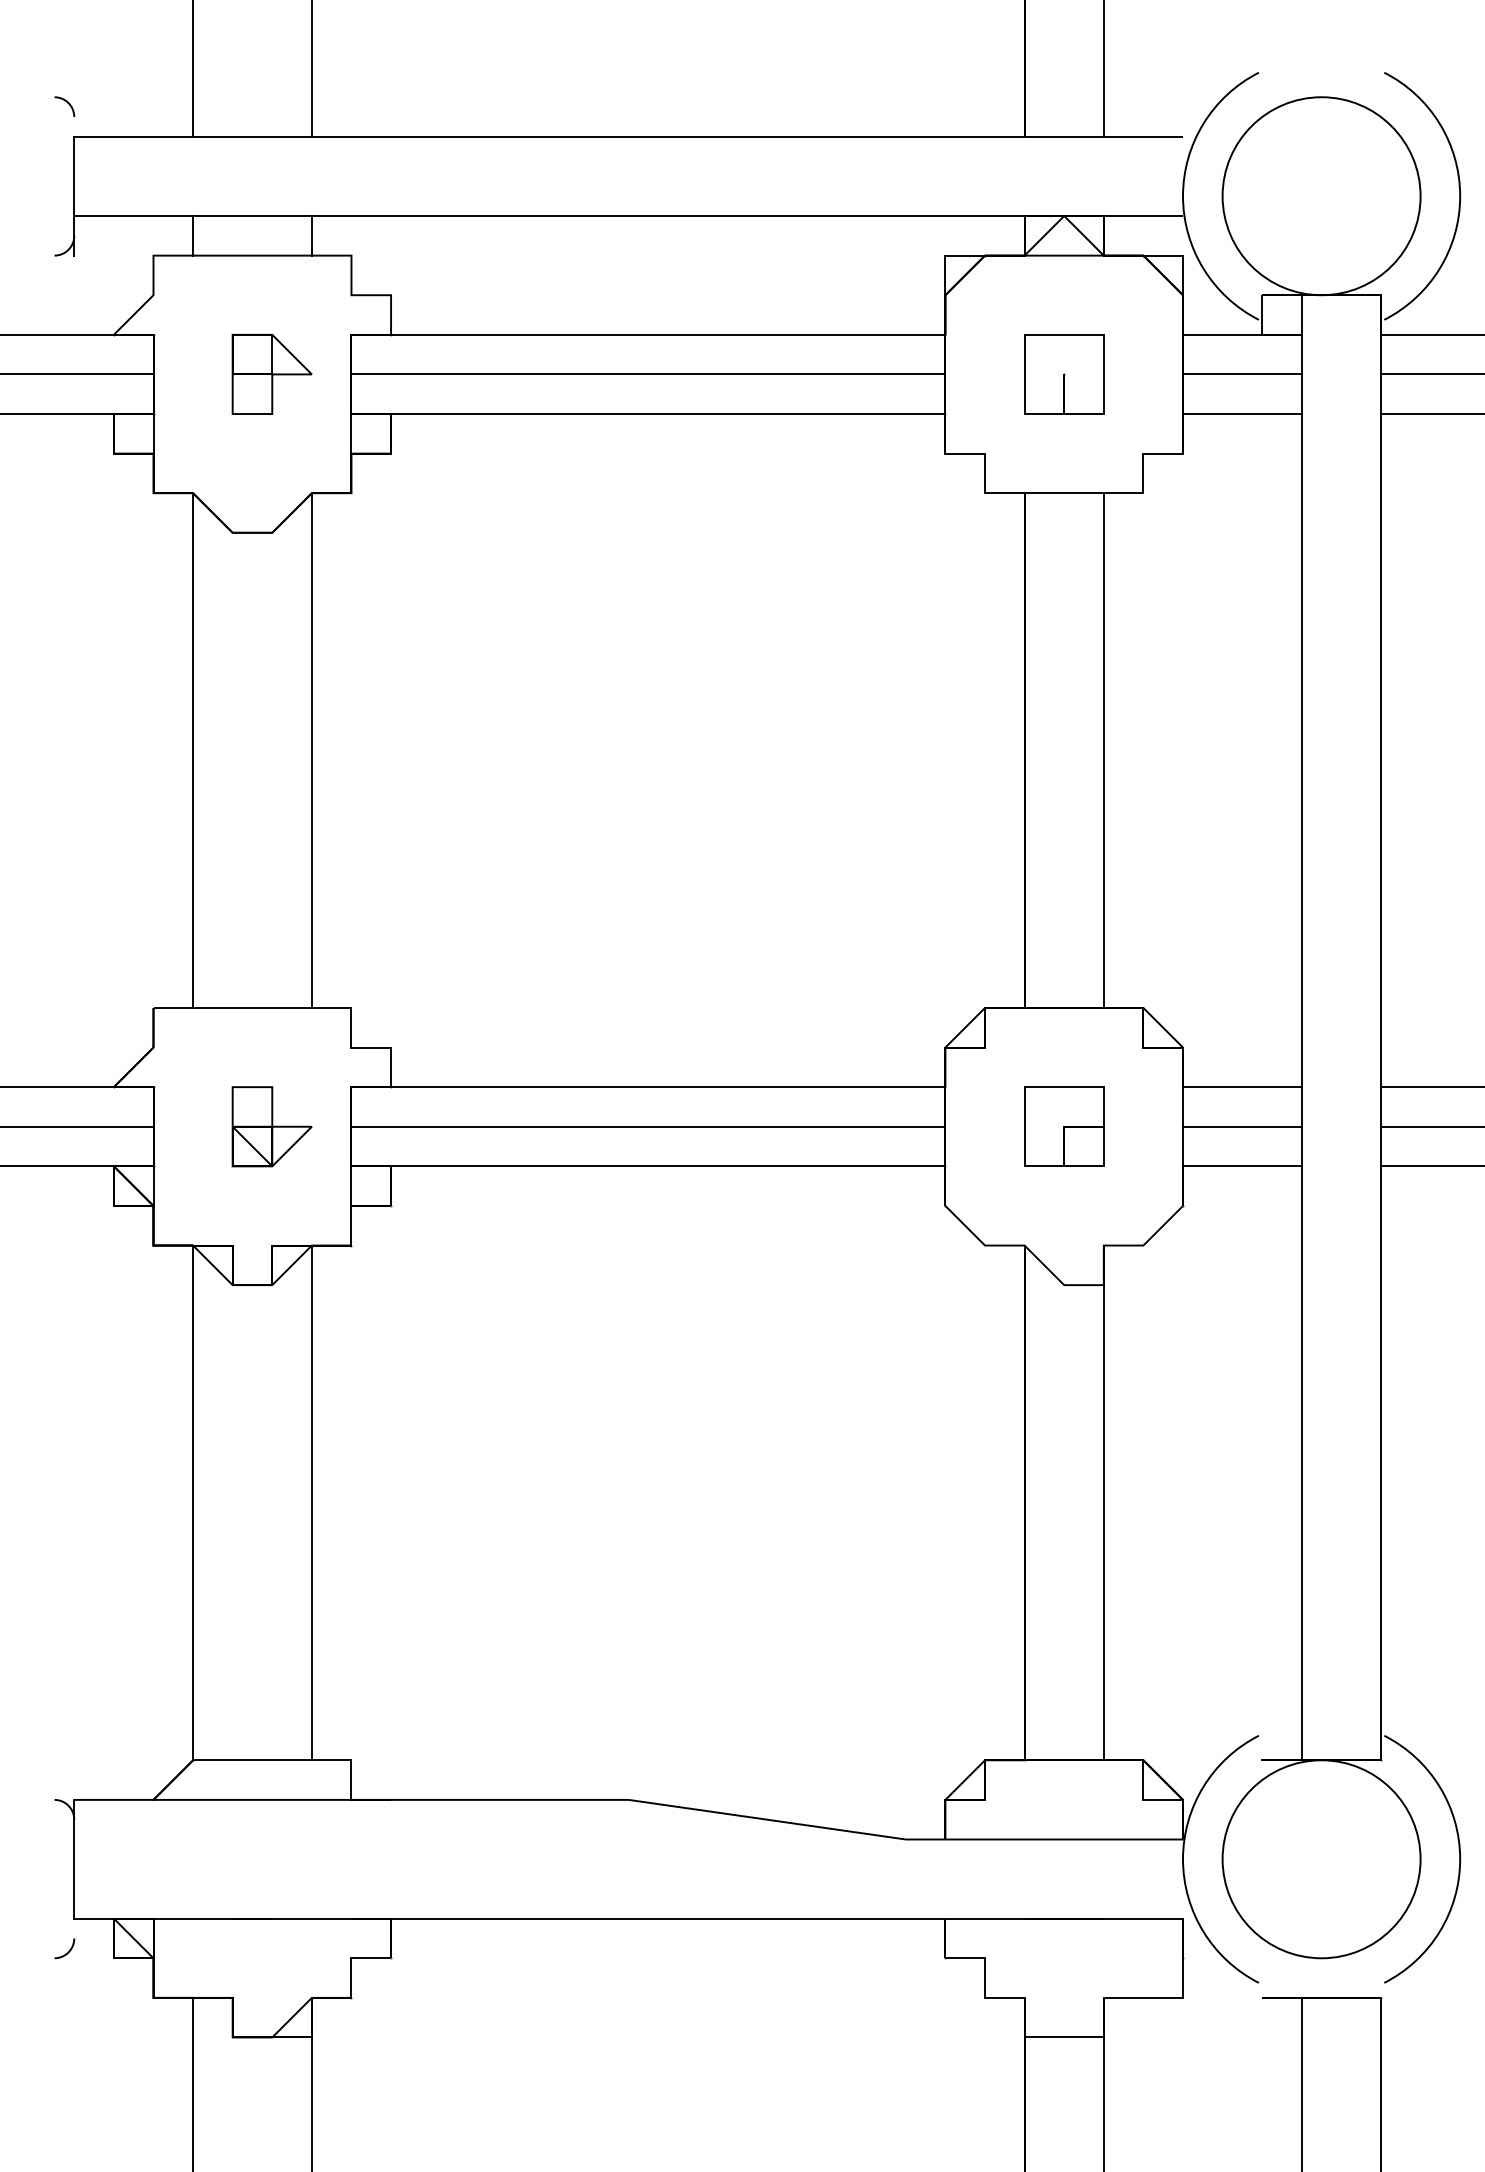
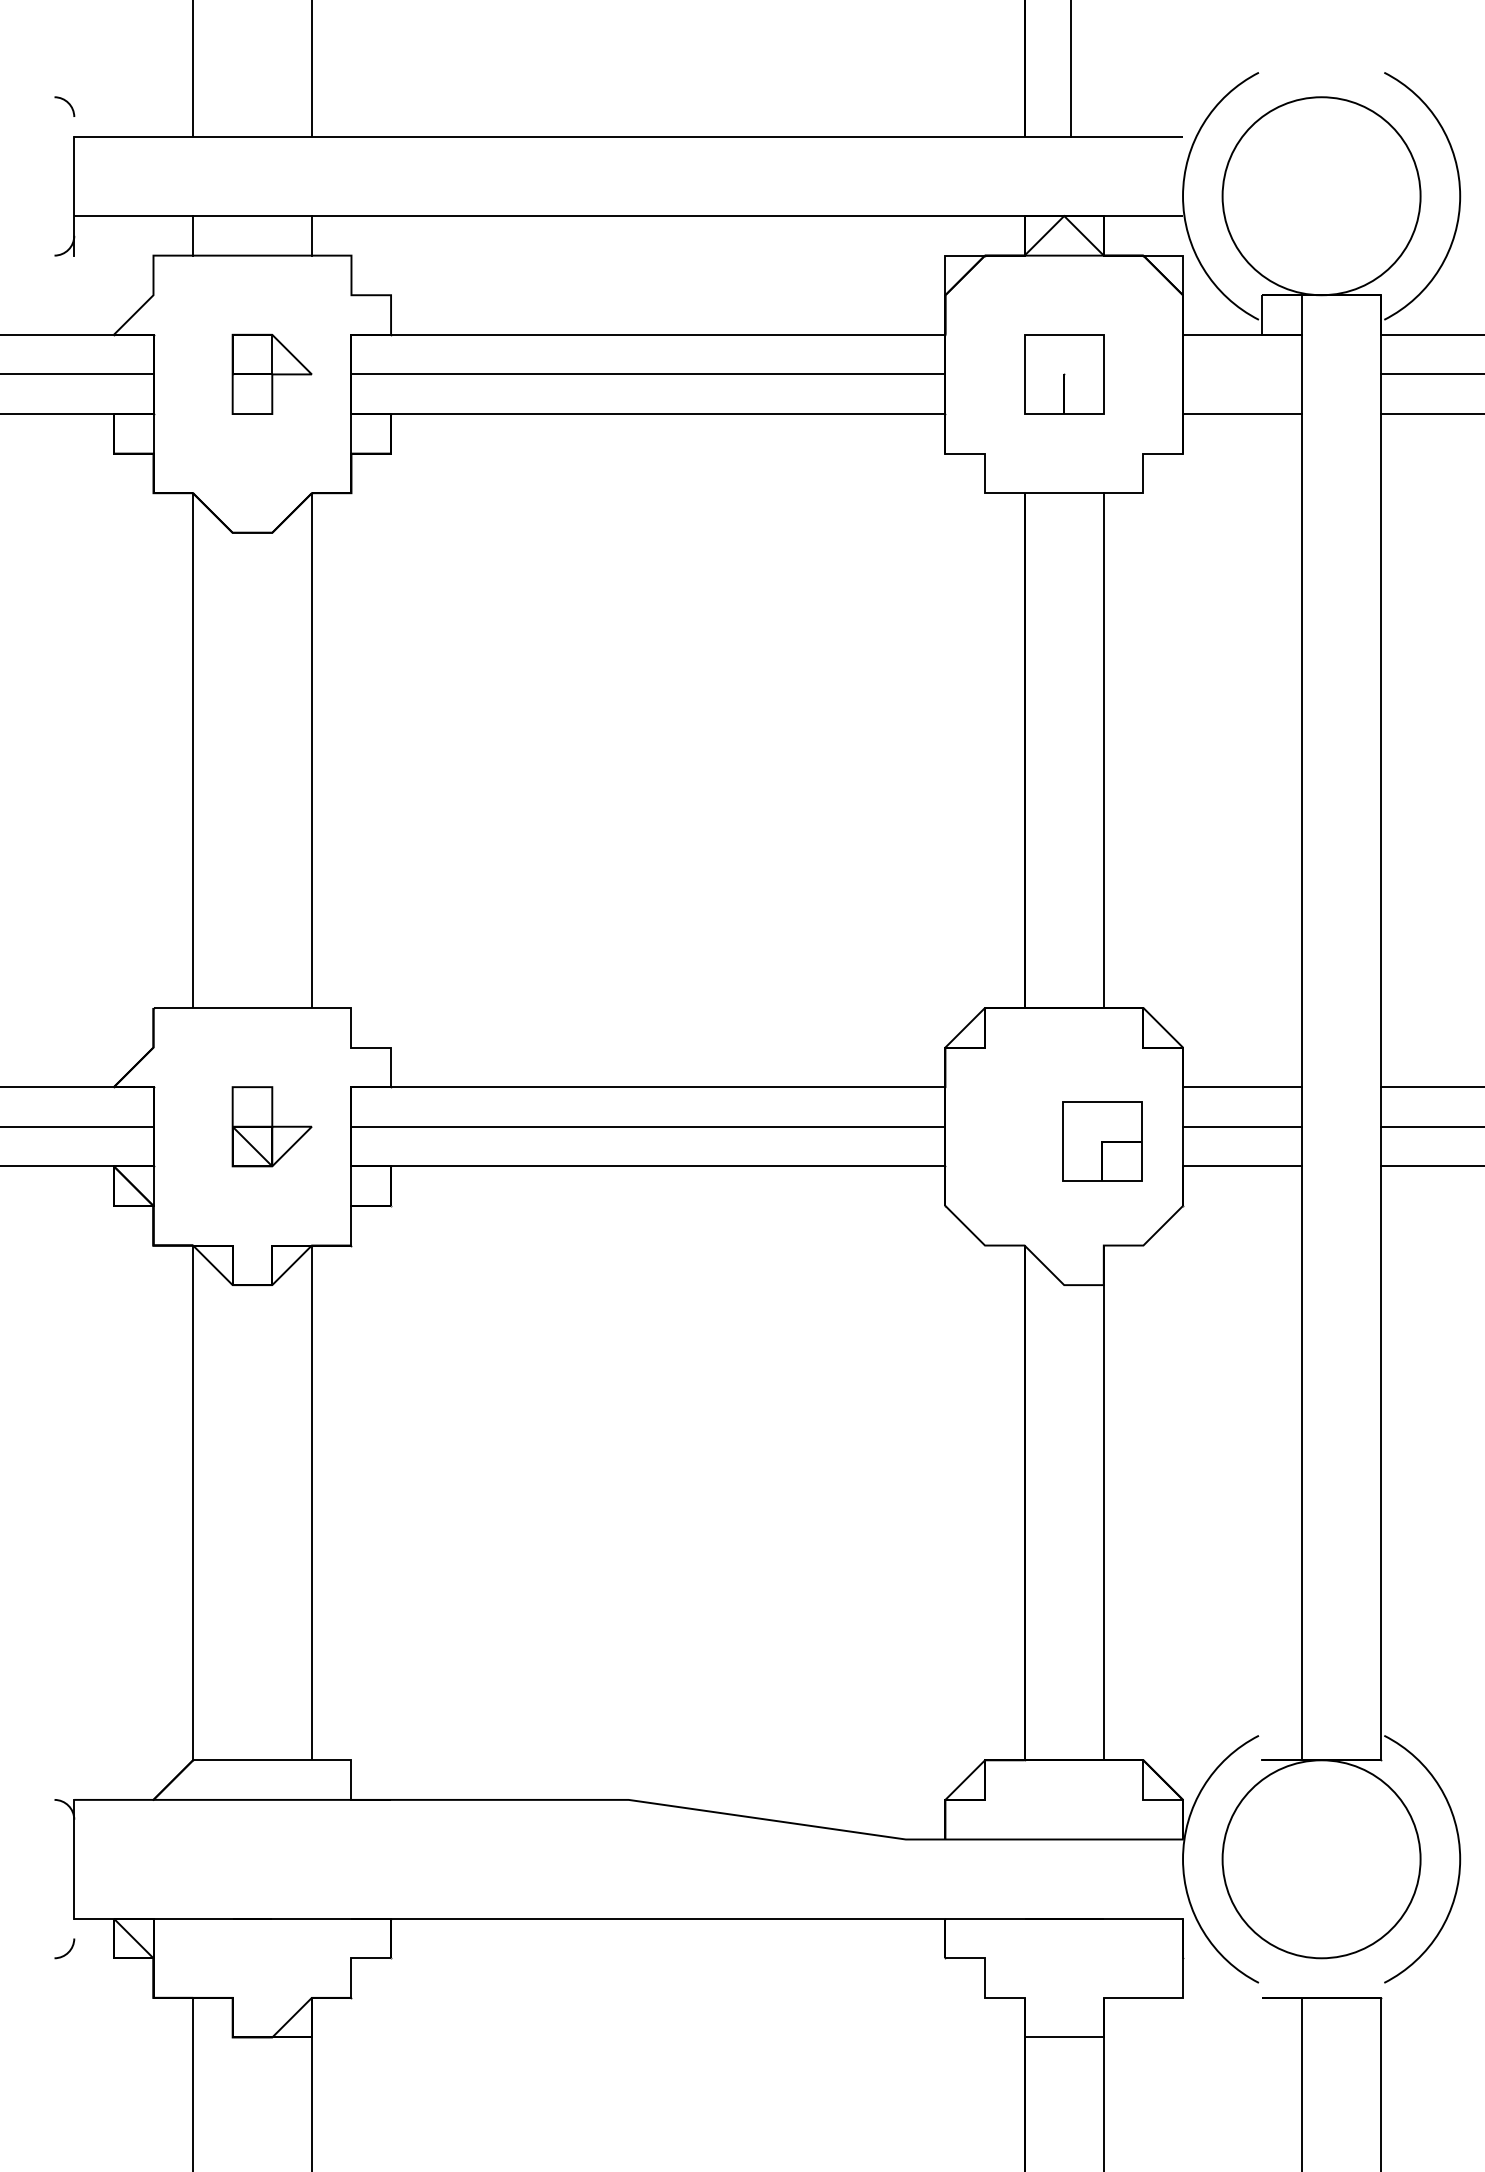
line position: (1103, 69) -> (1070, 69) (1070, 69)
line: present -> none (1242, 374)
part position: (1064, 1126) -> (1102, 1141) (1102, 1141)
